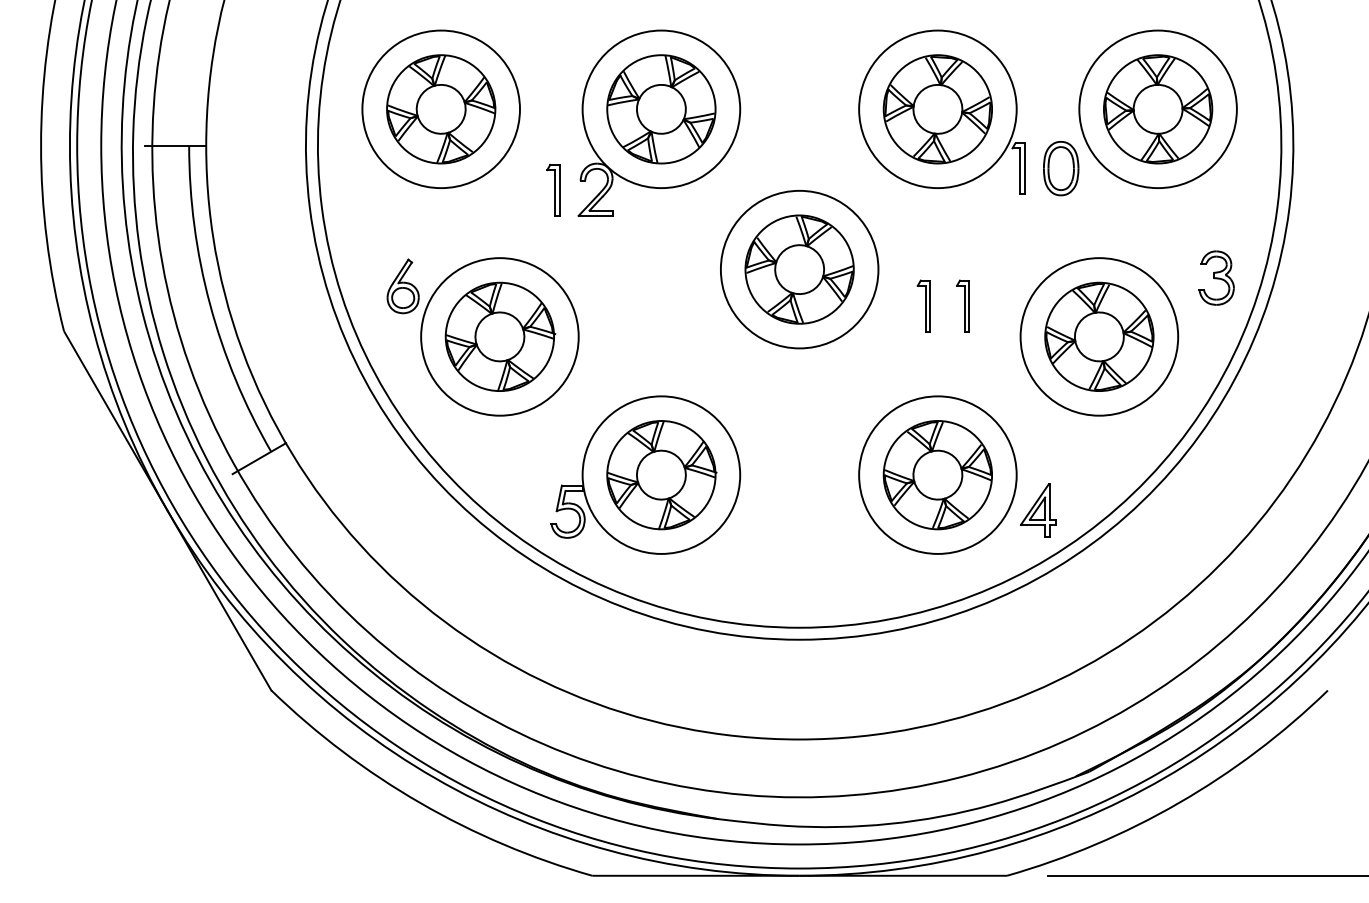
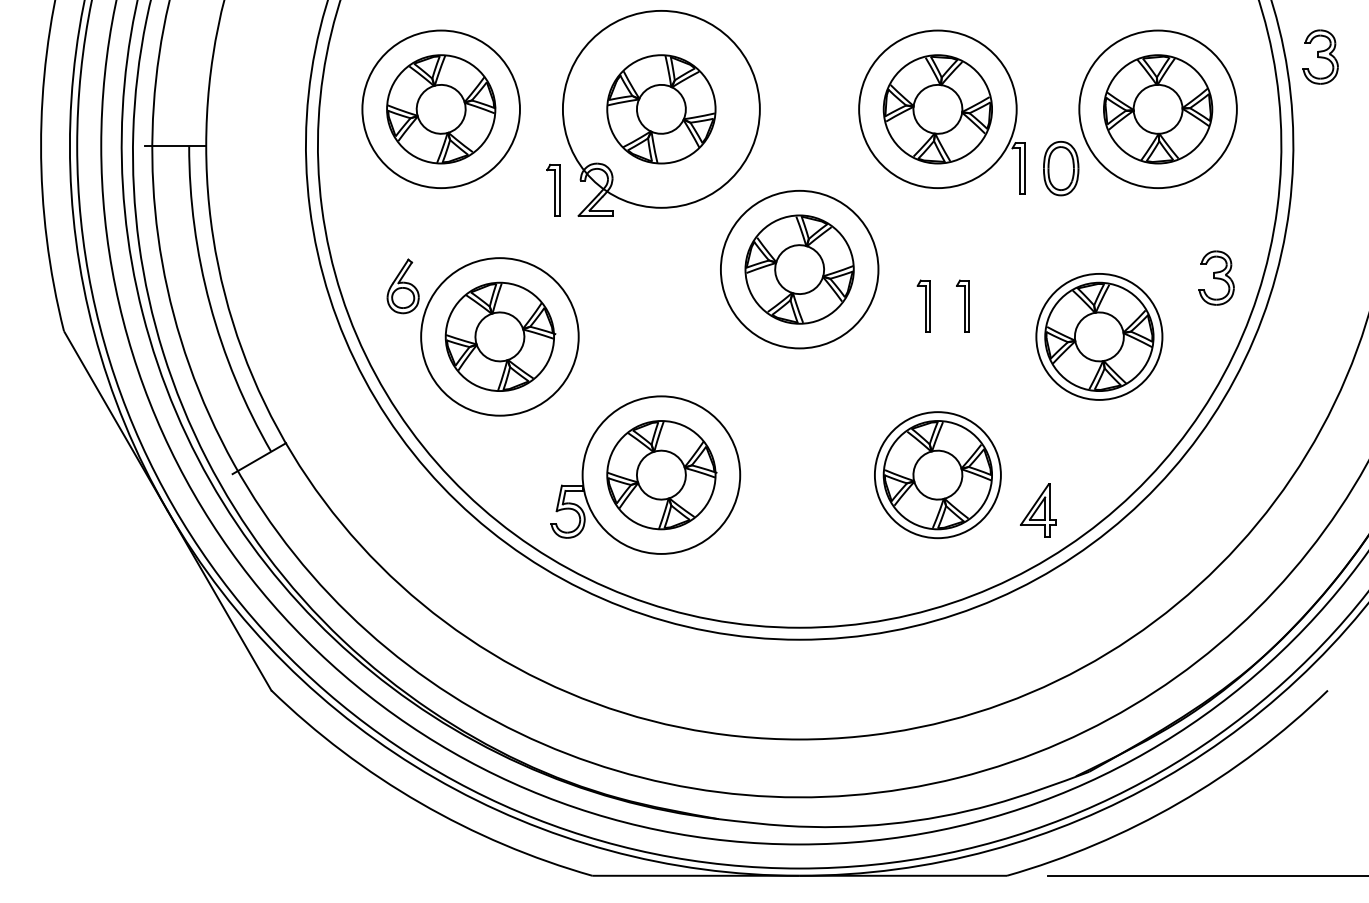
part: none -> present (1320, 56)
circle diameter: 158 px -> 197 px (660, 108)
circle diameter: 158 px -> 126 px (1099, 336)
circle diameter: 158 px -> 126 px (937, 475)
